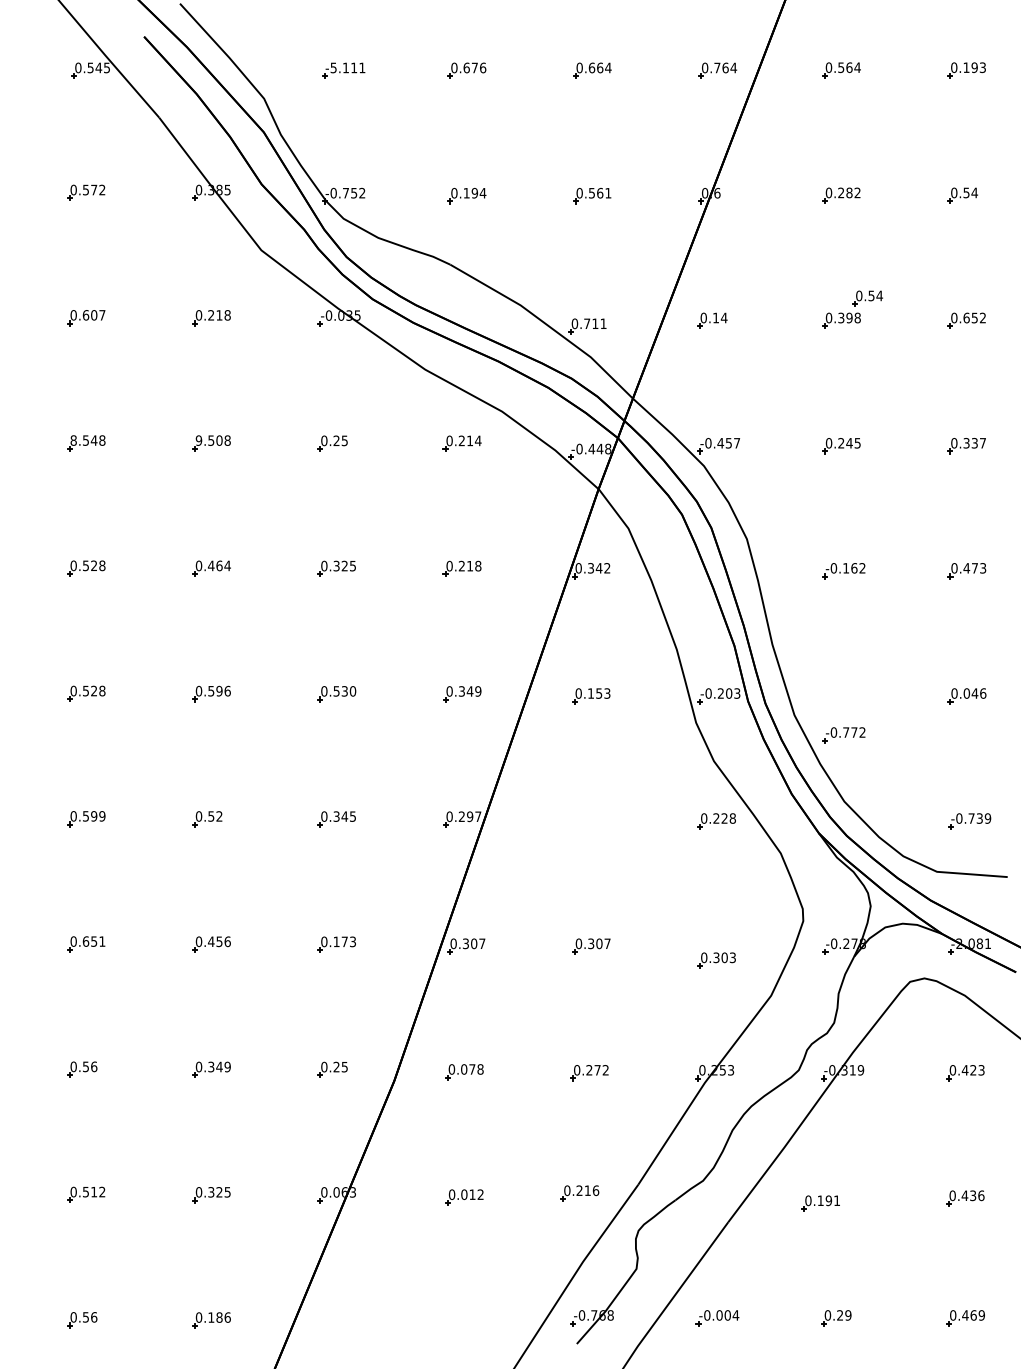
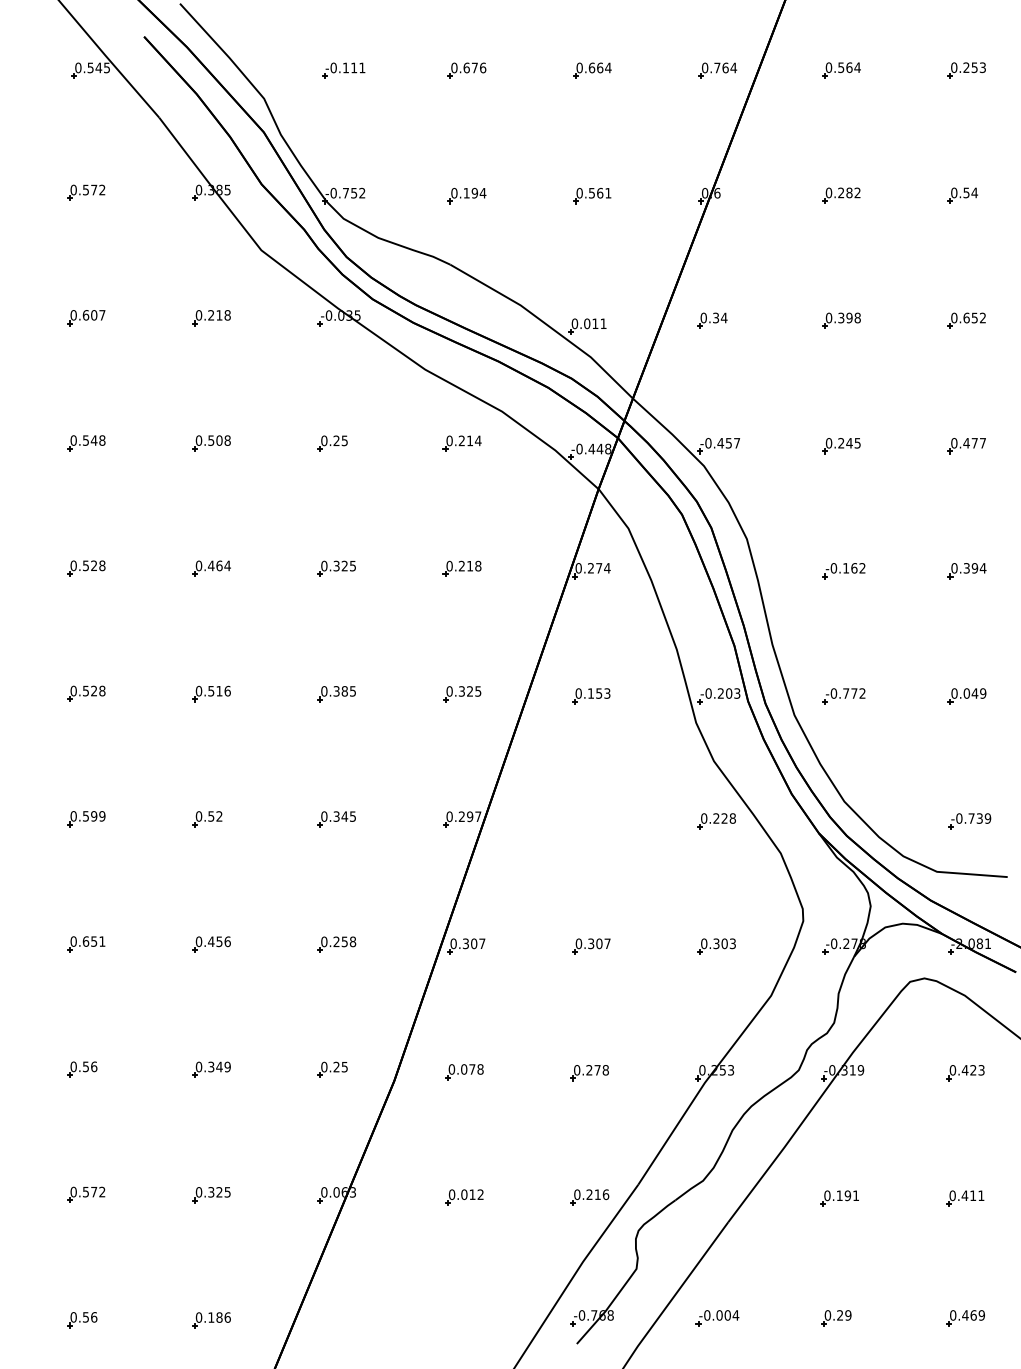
text: -5.111 -> -0.111 (333, 67)
text: 0.193 -> 0.253 (970, 67)
part: present -> none (867, 298)
text: 0.14 -> 0.34 (716, 317)
text: 0.711 -> 0.011 (587, 323)
text: 8.548 -> 0.548 (73, 440)
text: 9.508 -> 0.508 (198, 440)
text: 0.337 -> 0.477 (970, 442)
text: 0.342 -> 0.274 (599, 568)
text: 0.473 -> 0.394 (974, 568)
text: 0.596 -> 0.516 (219, 690)
text: 0.530 -> 0.385 (345, 691)
text: 0.349 -> 0.325 (473, 691)
text: 0.046 -> 0.049 (983, 693)
part position: (843, 735) -> (843, 696) (843, 696)
text: 0.173 -> 0.258 (344, 941)
part position: (716, 960) -> (716, 946) (716, 946)
text: 0.272 -> 0.278 (605, 1070)
text: 0.512 -> 0.572 (94, 1191)
part position: (579, 1193) -> (589, 1197) (589, 1197)
text: 0.436 -> 0.411 (977, 1195)
part position: (820, 1203) -> (839, 1198) (839, 1198)
